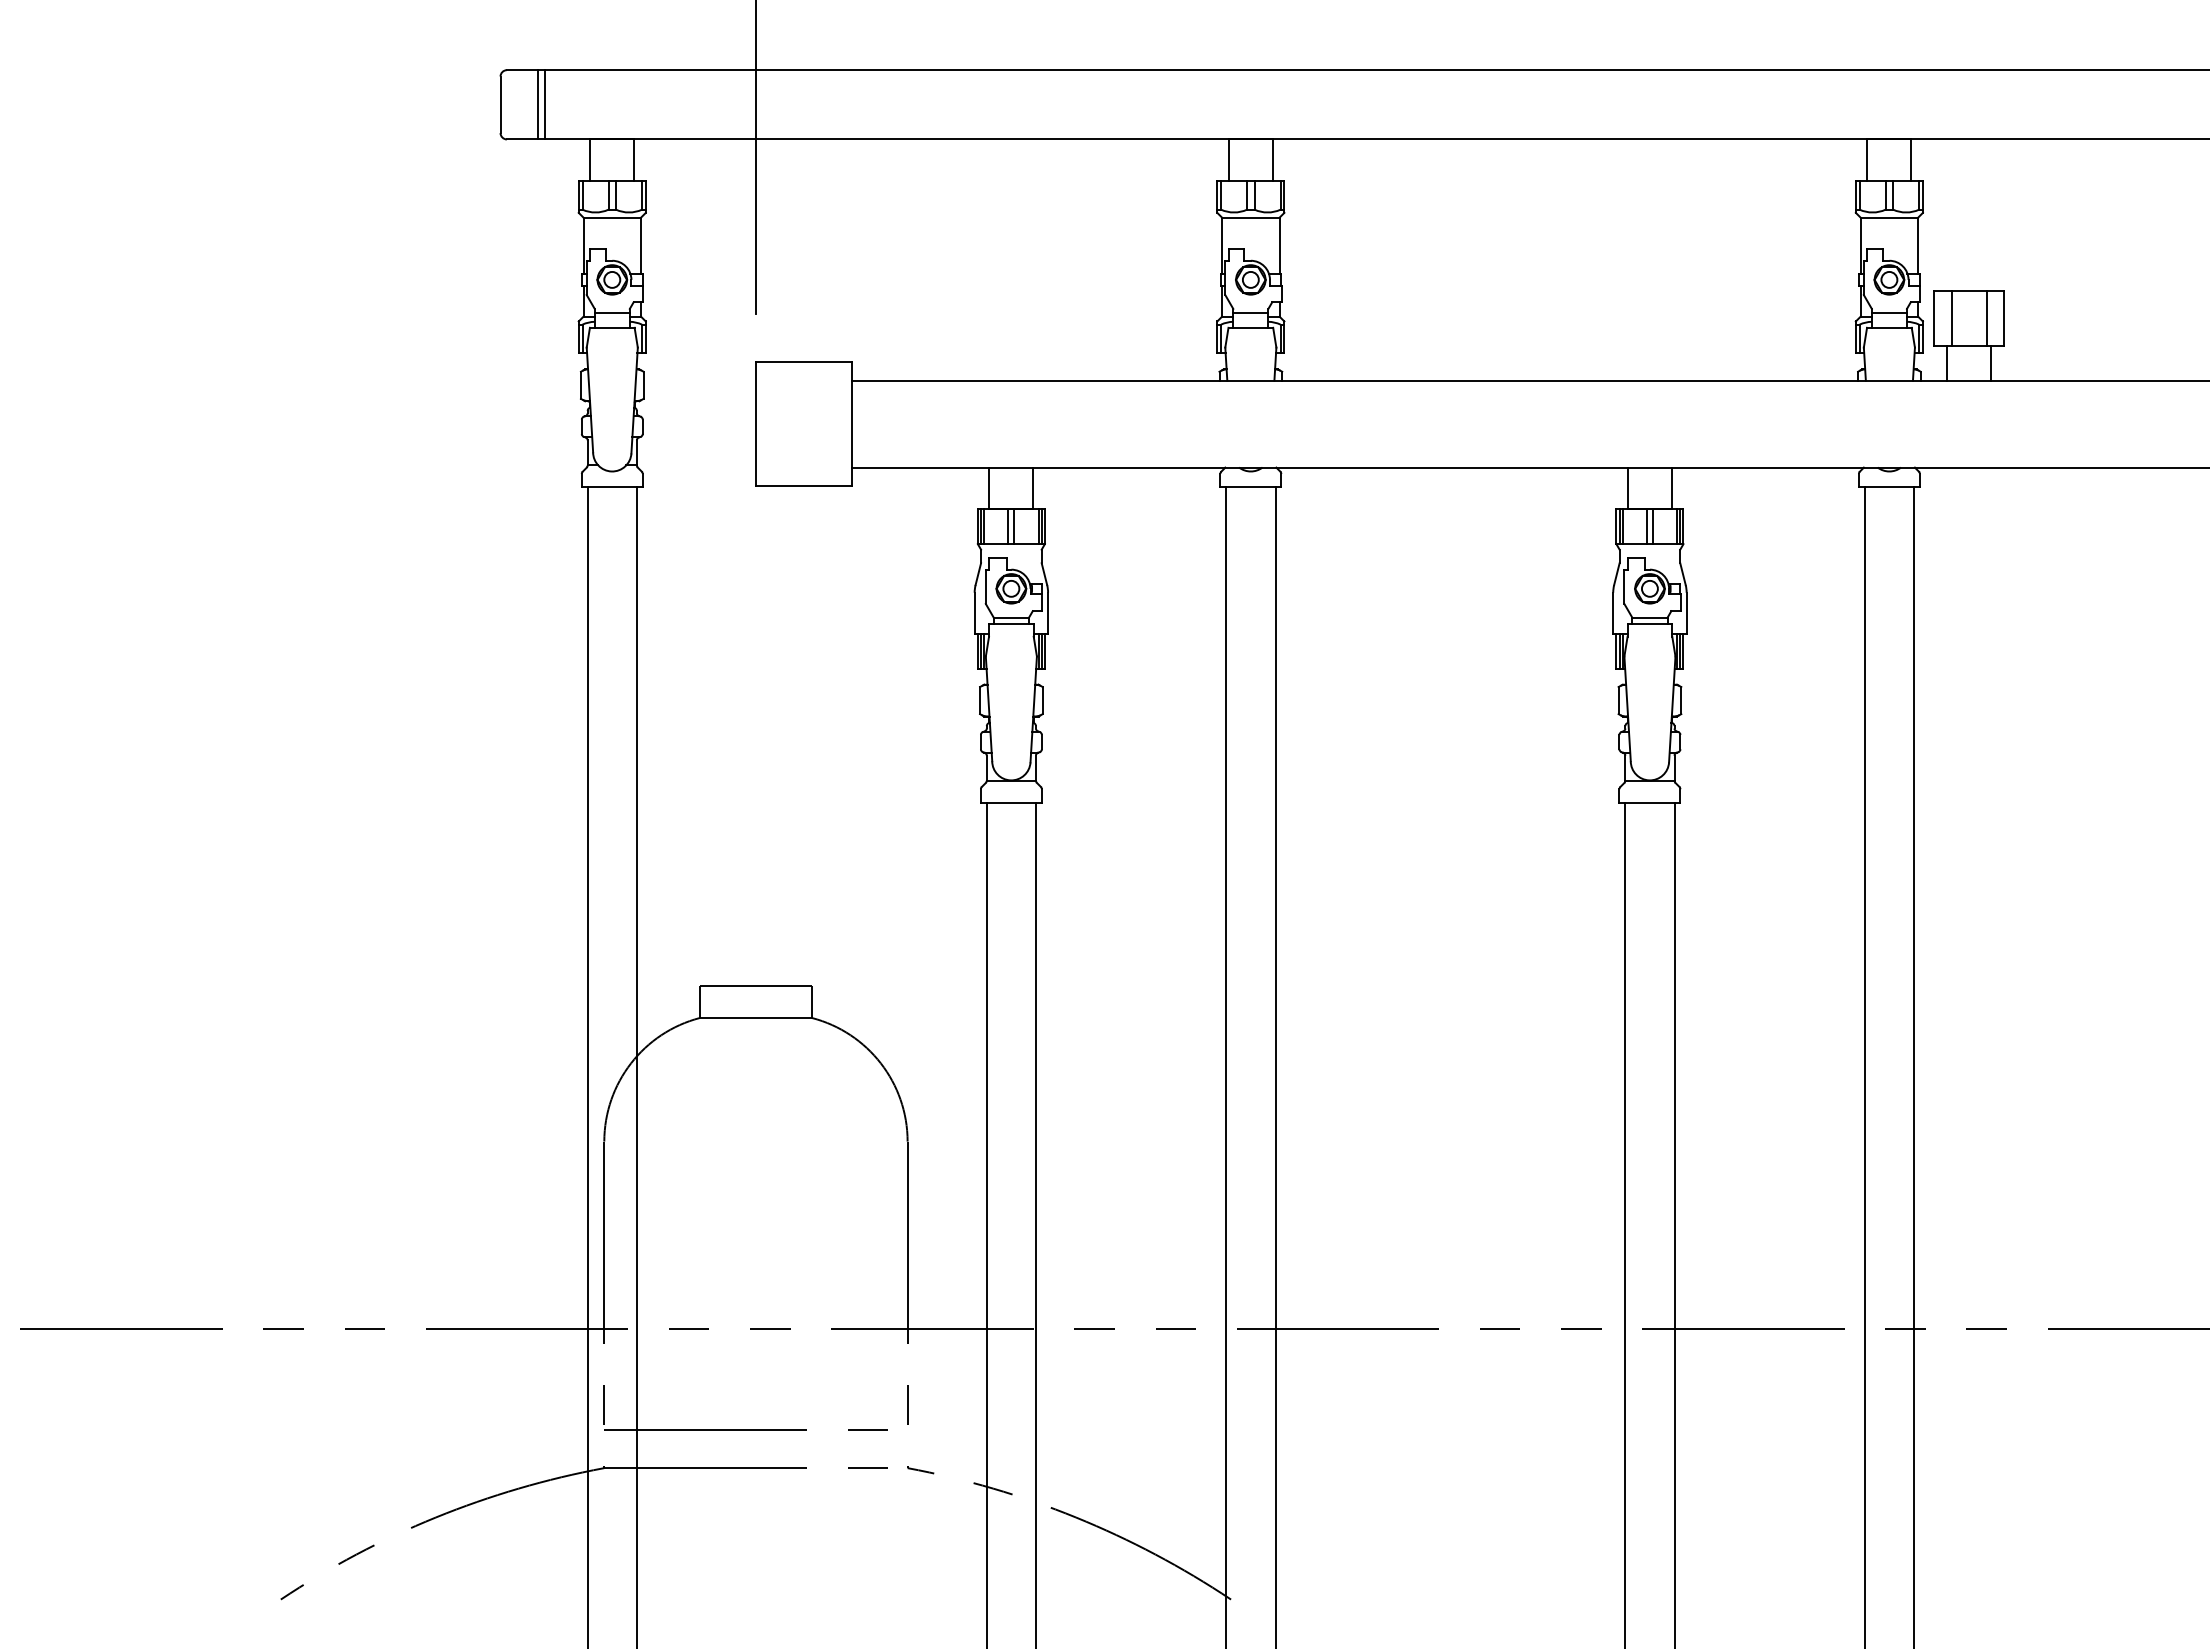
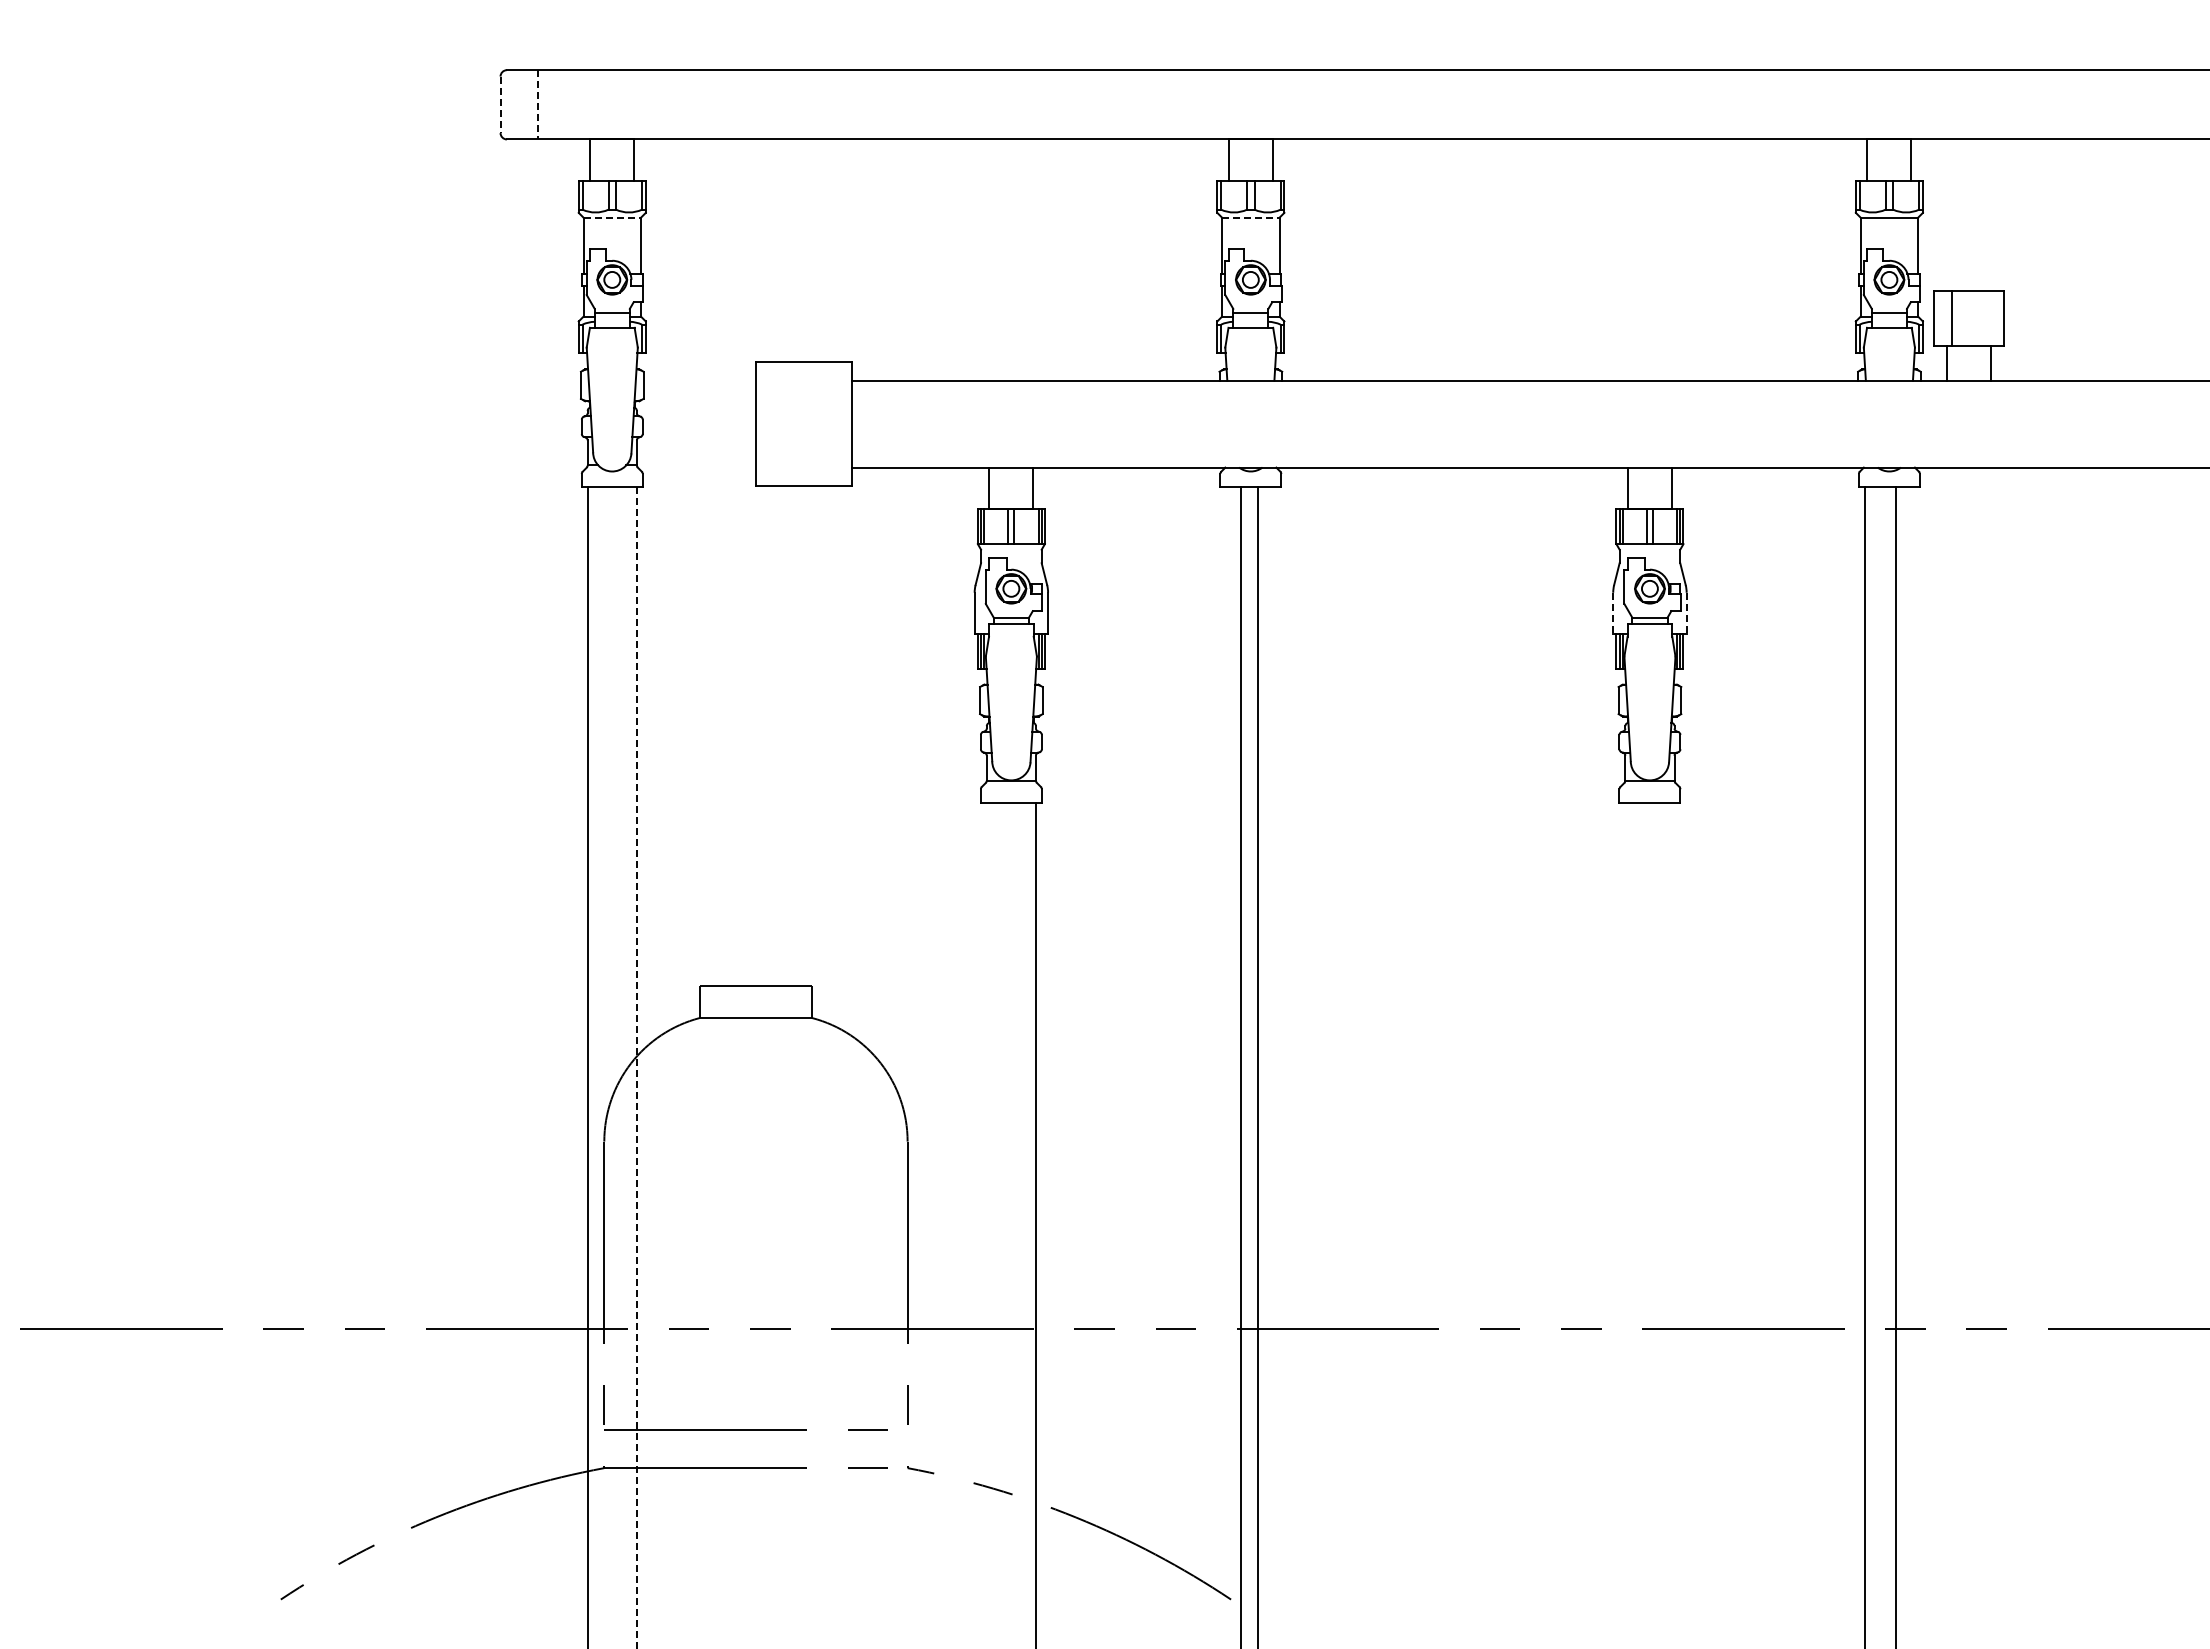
line: solid -> dashed (537, 104)
line: present -> none (545, 104)
line: solid -> dashed (500, 105)
line: present -> none (755, 157)
line: solid -> dashed (612, 217)
line: solid -> dashed (1250, 217)
line: present -> none (1986, 318)
line: solid -> dashed (1613, 613)
line: solid -> dashed (1686, 613)
line position: (1226, 1066) -> (1258, 1066) (1258, 1066)
line position: (1275, 1066) -> (1240, 1066) (1240, 1066)
line position: (1914, 1066) -> (1896, 1066) (1896, 1066)
line: solid -> dashed (637, 1068)
line: present -> none (986, 1223)
line: present -> none (1625, 1223)
line: present -> none (1674, 1223)
